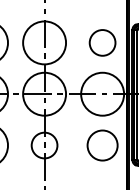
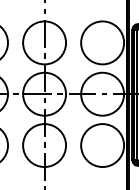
circle diameter: 26 px -> 43 px (102, 42)
circle diameter: 26 px -> 43 px (44, 145)
circle diameter: 30 px -> 43 px (102, 145)
